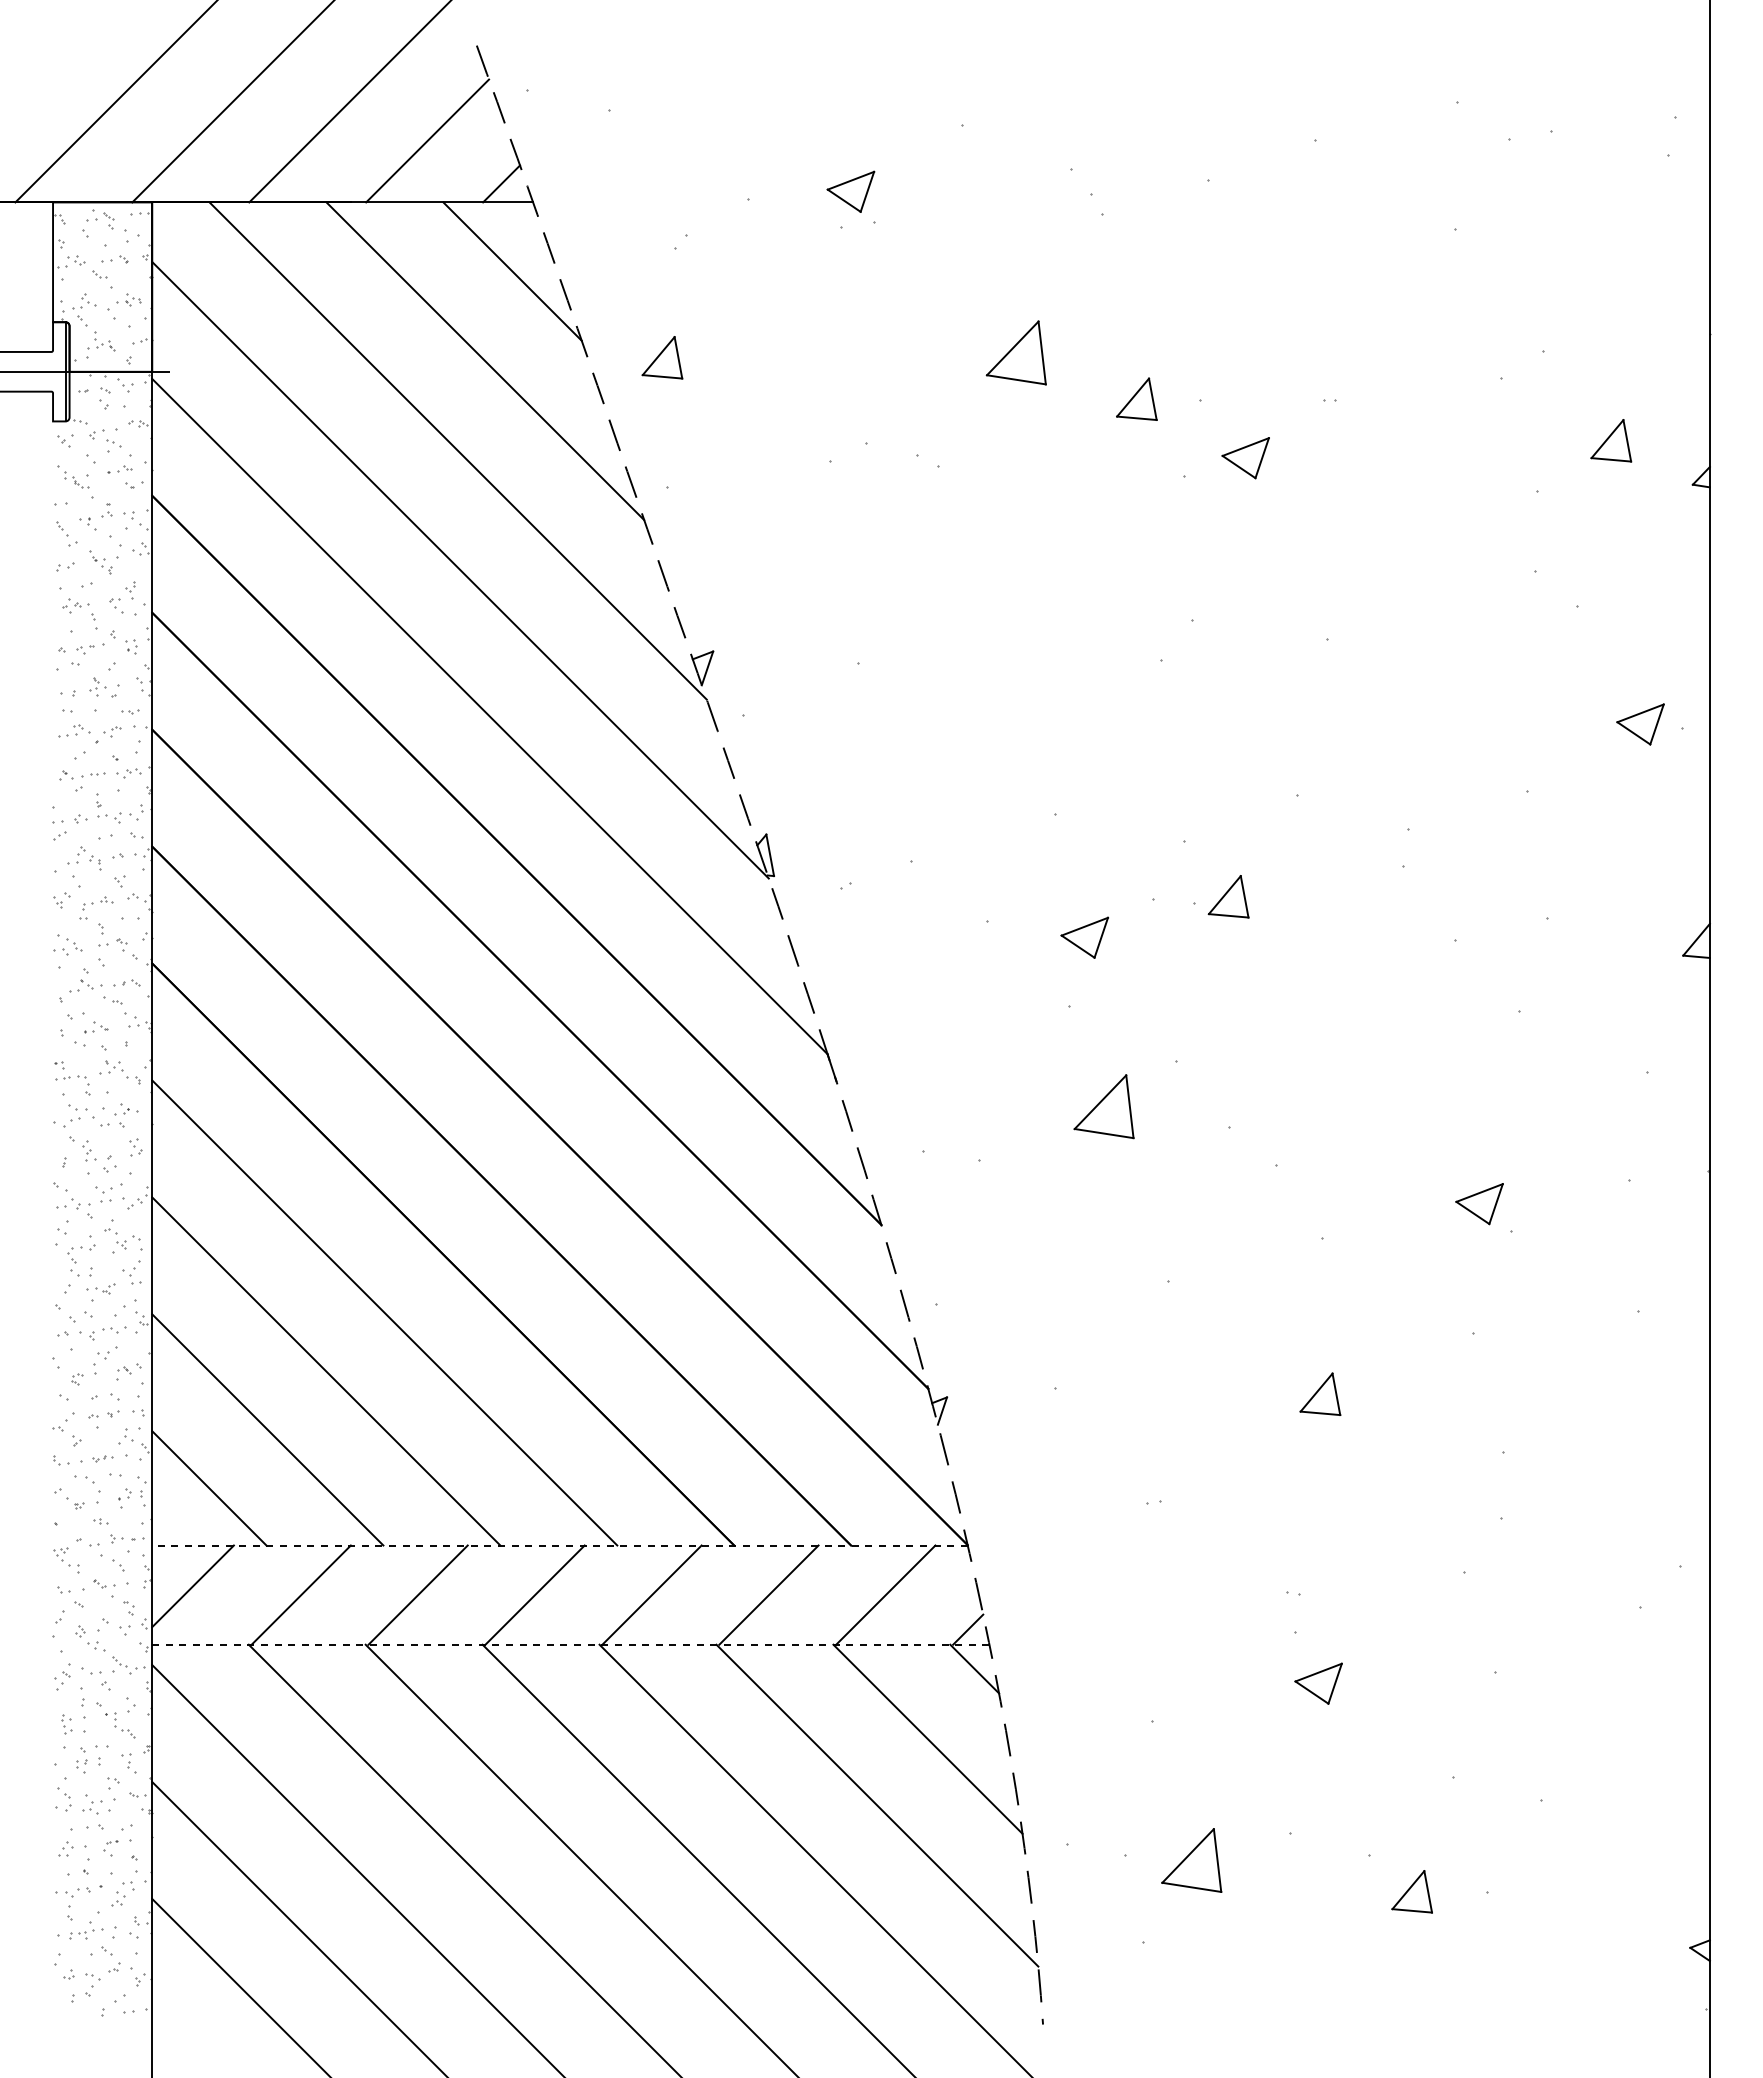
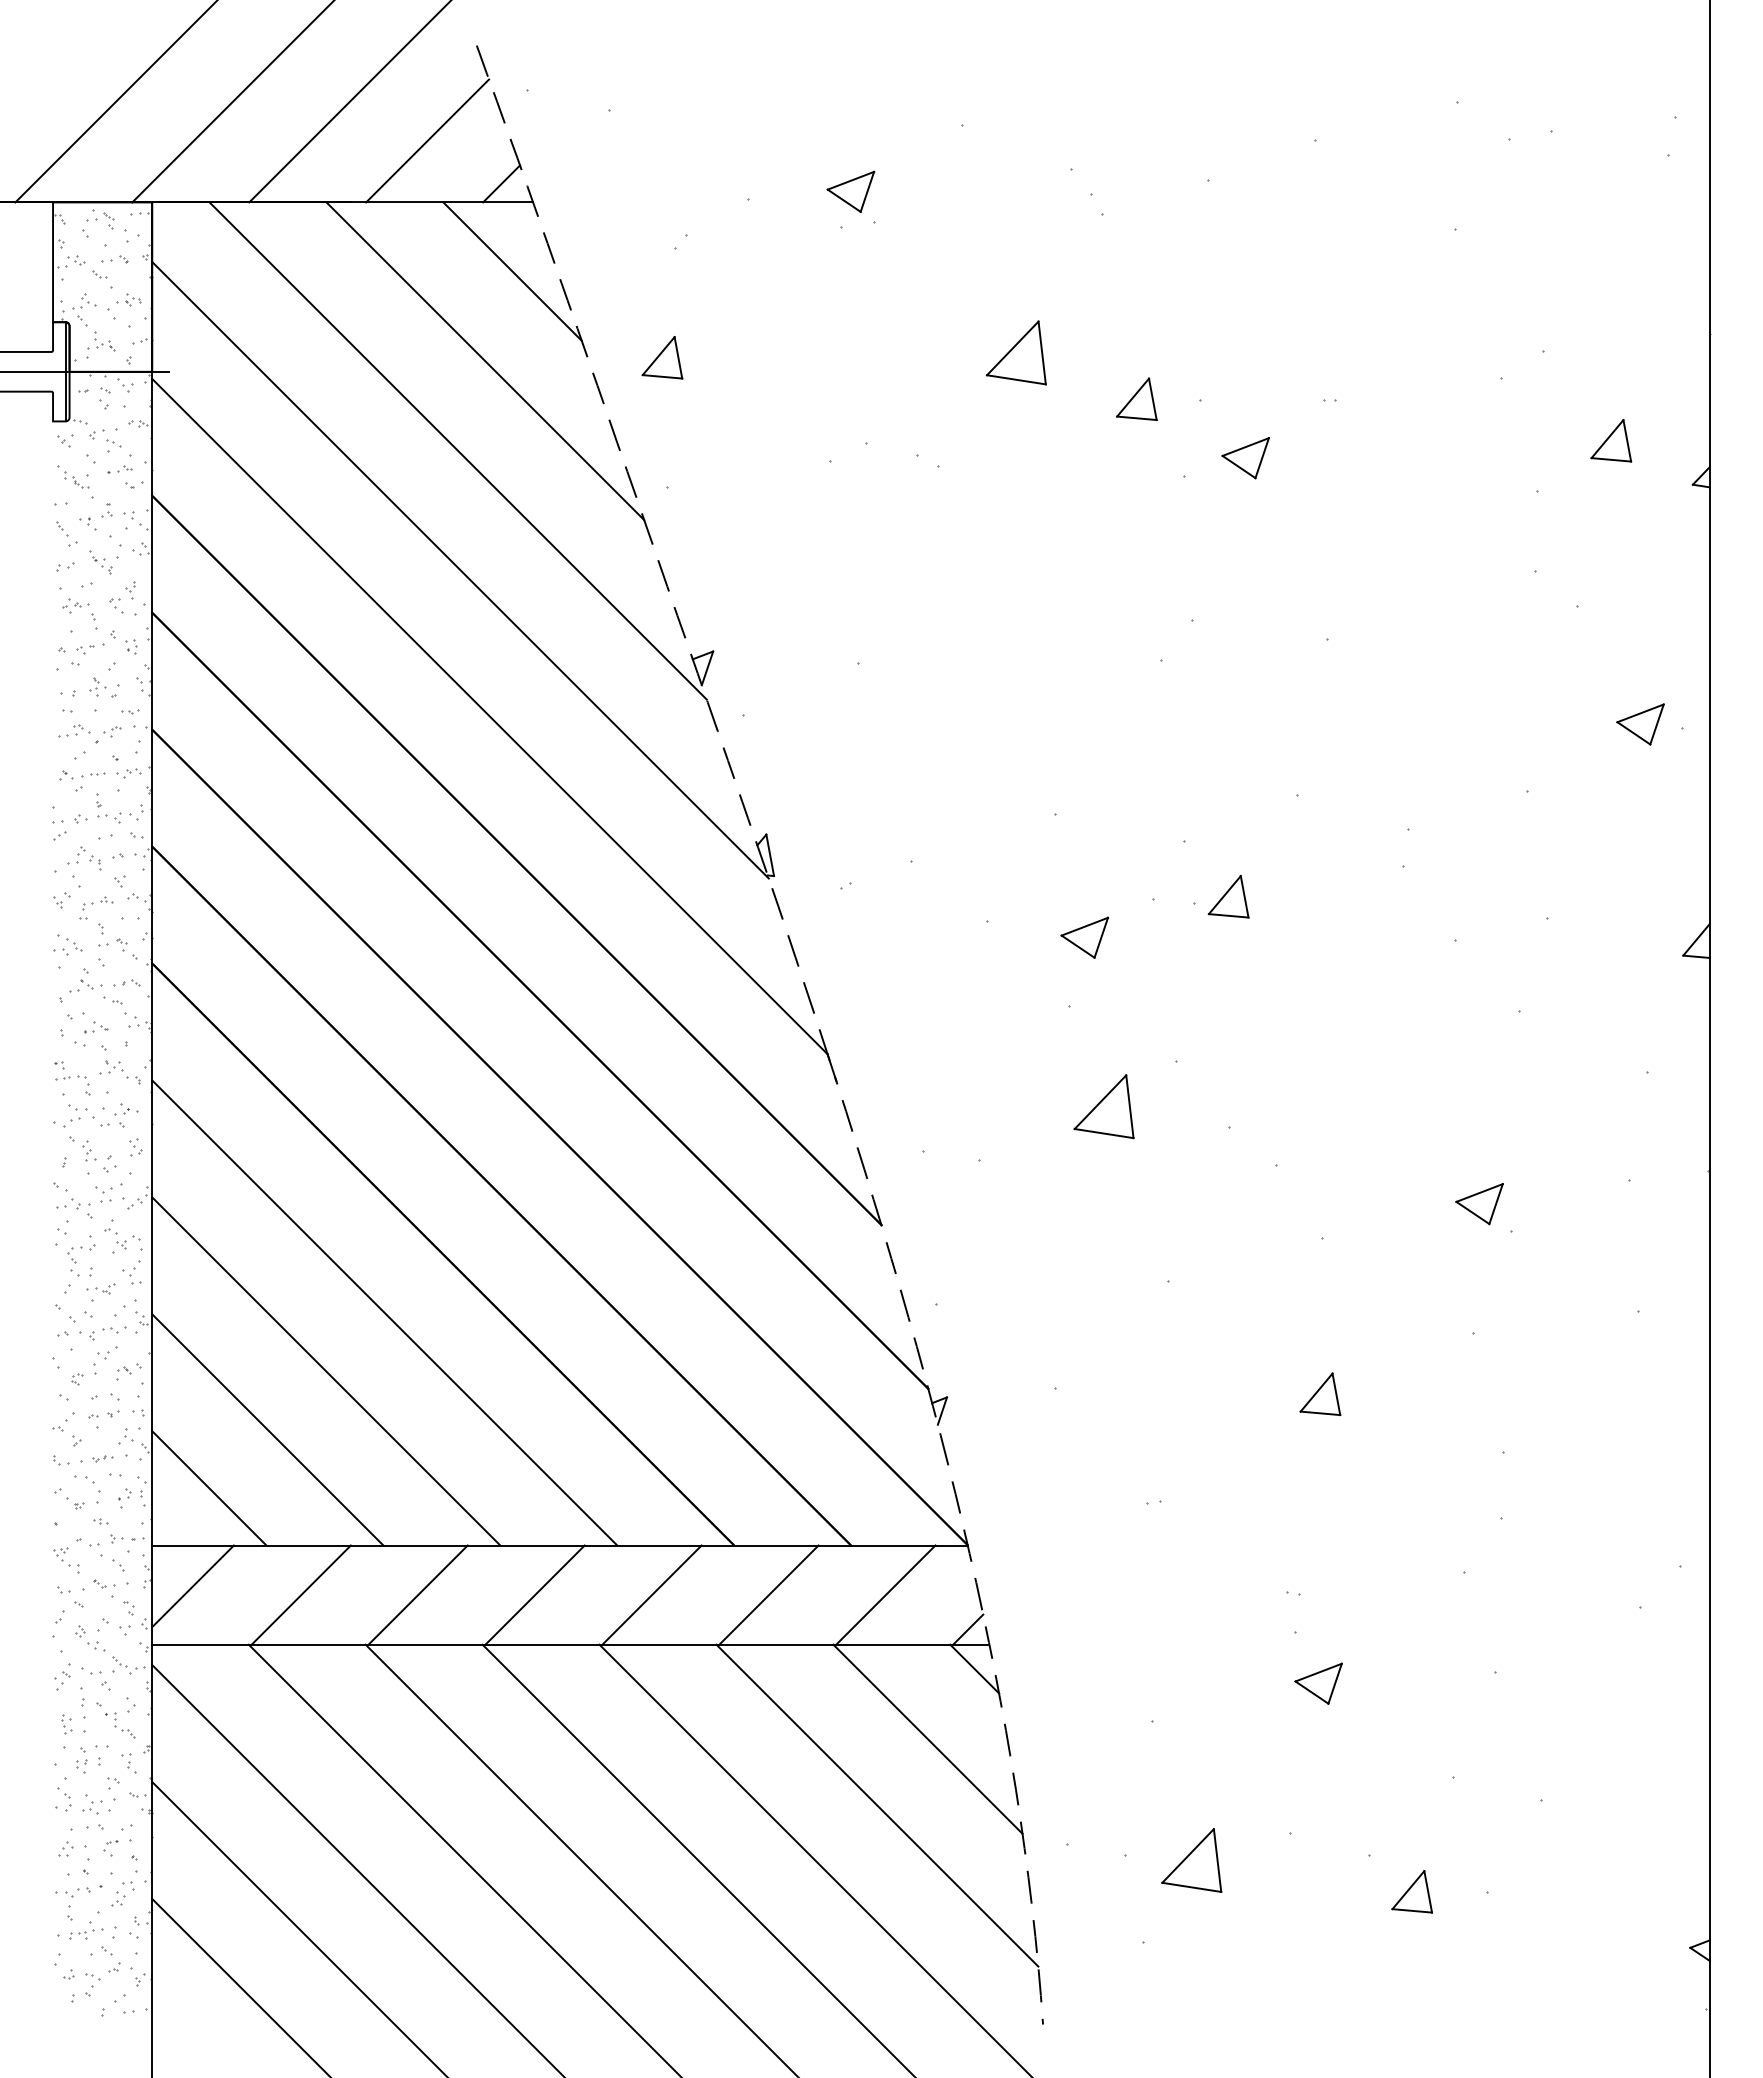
line: dashed -> solid (560, 1545)
line: dashed -> solid (570, 1644)
